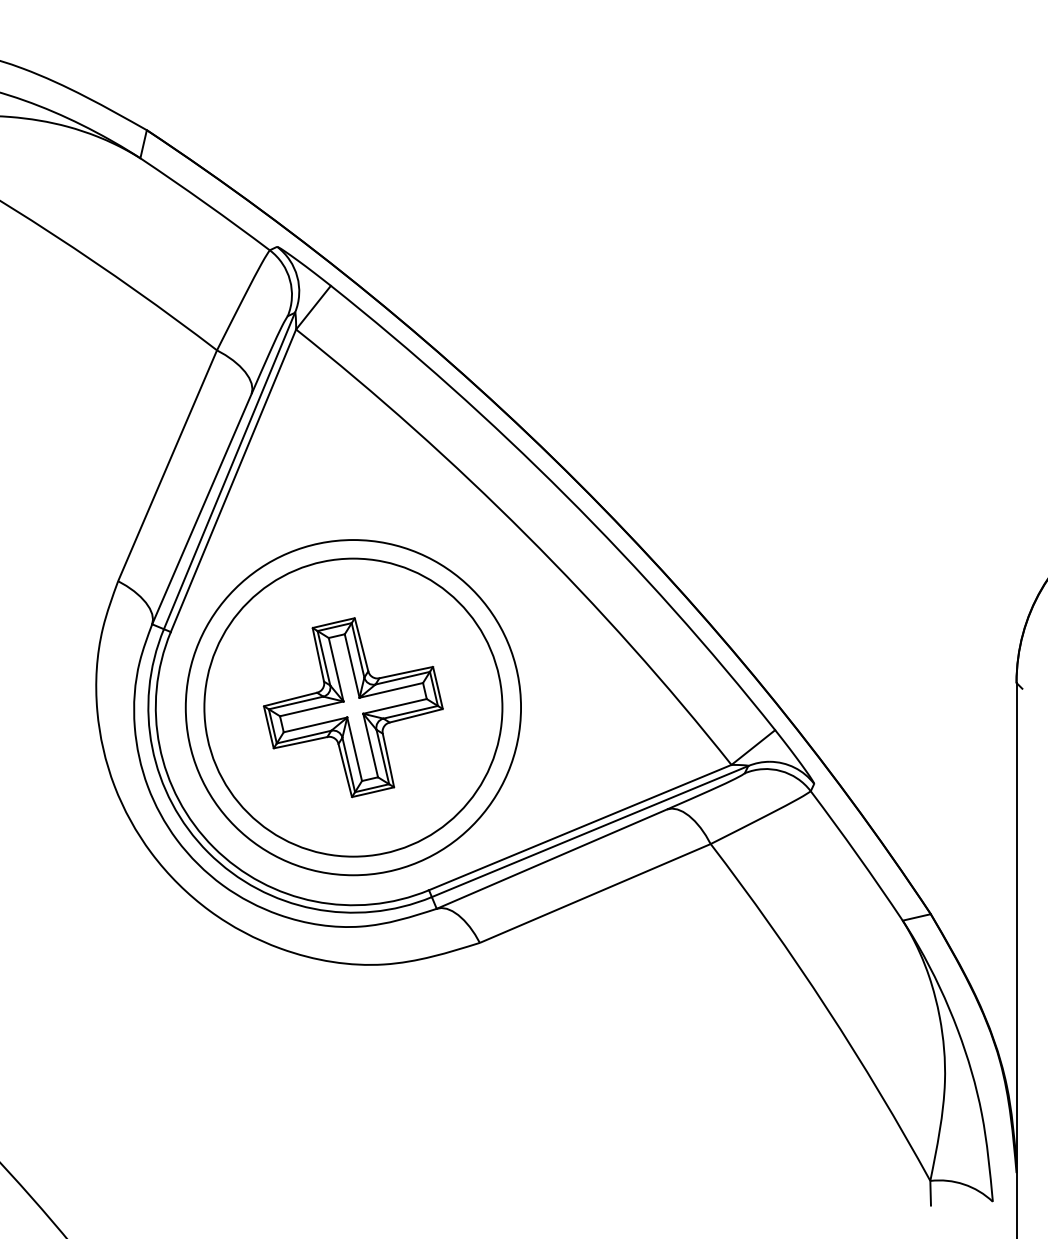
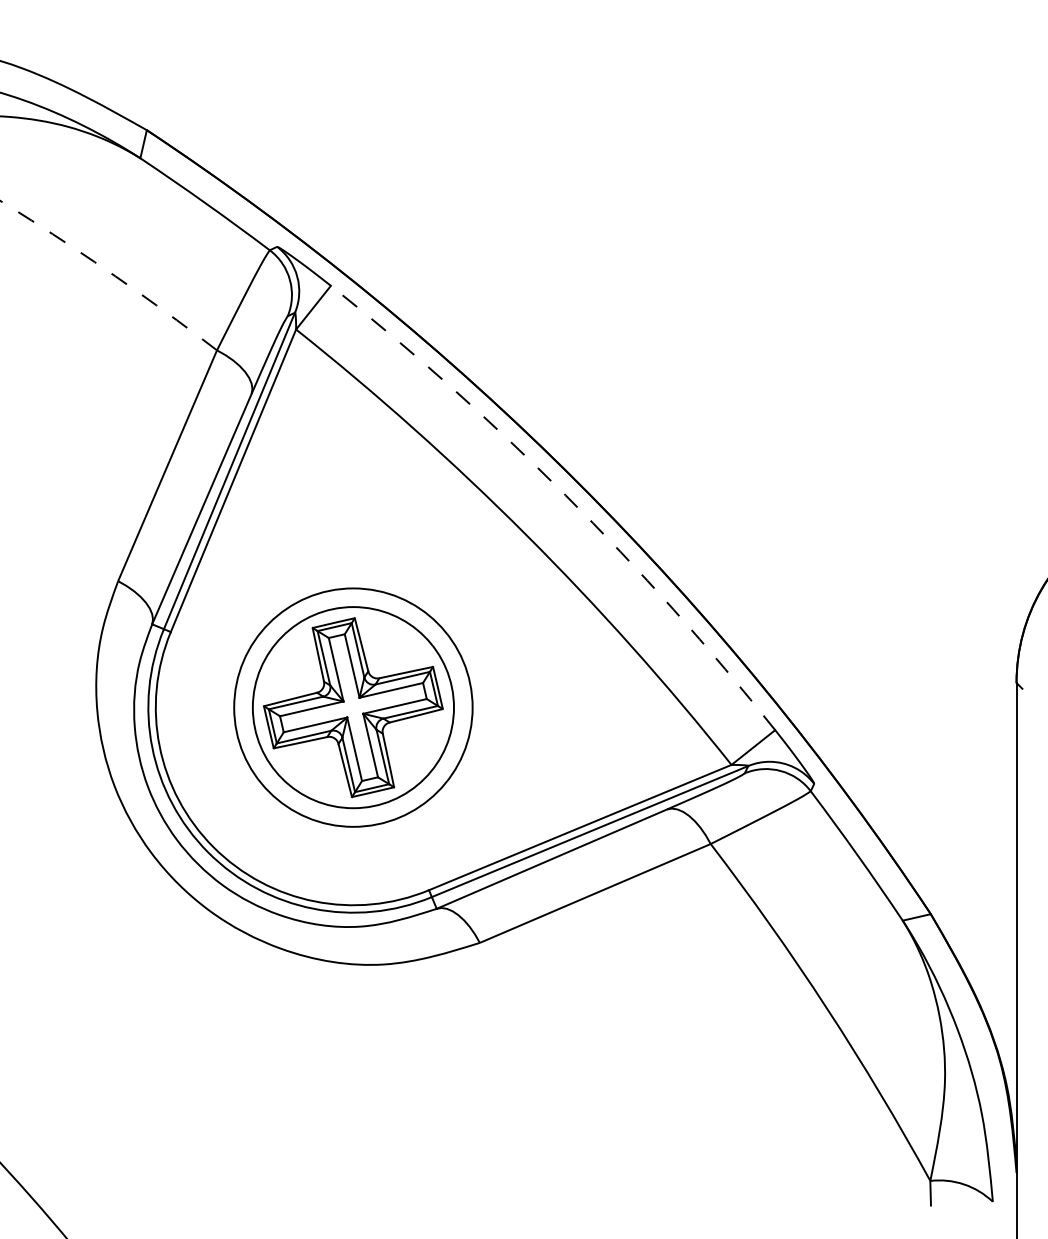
arc: solid -> dashed (110, 272)
arc: solid -> dashed (565, 495)
circle diameter: 298 px -> 238 px (353, 707)
circle diameter: 335 px -> 201 px (352, 707)
